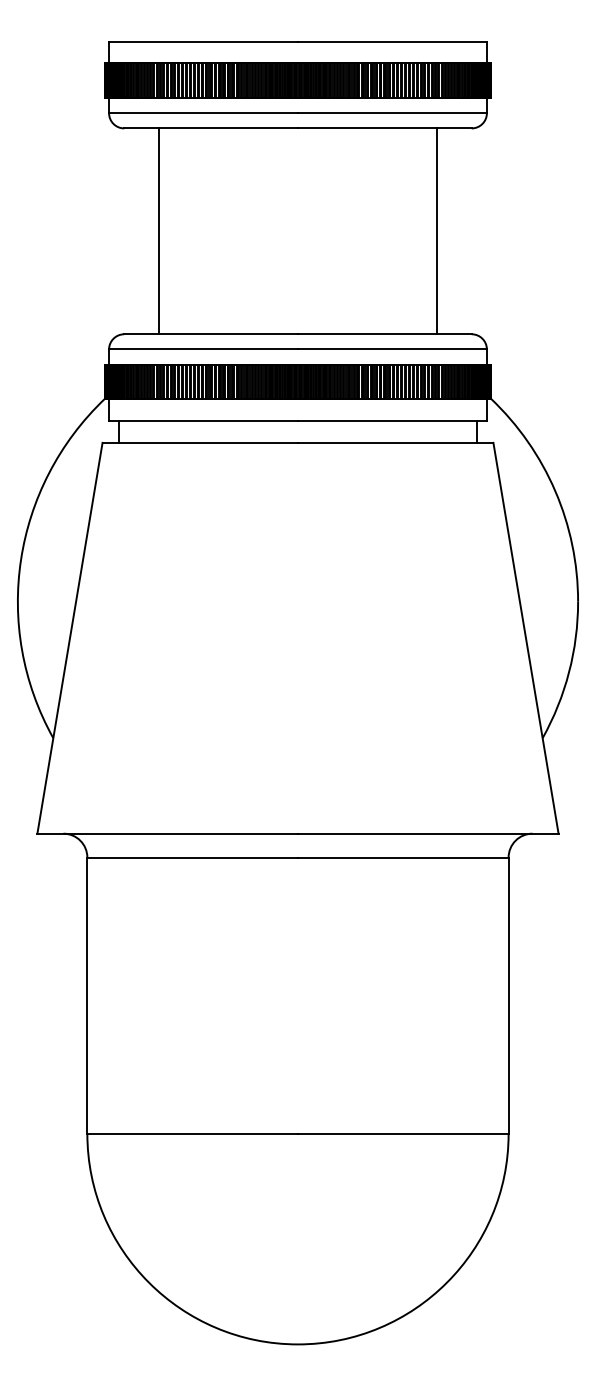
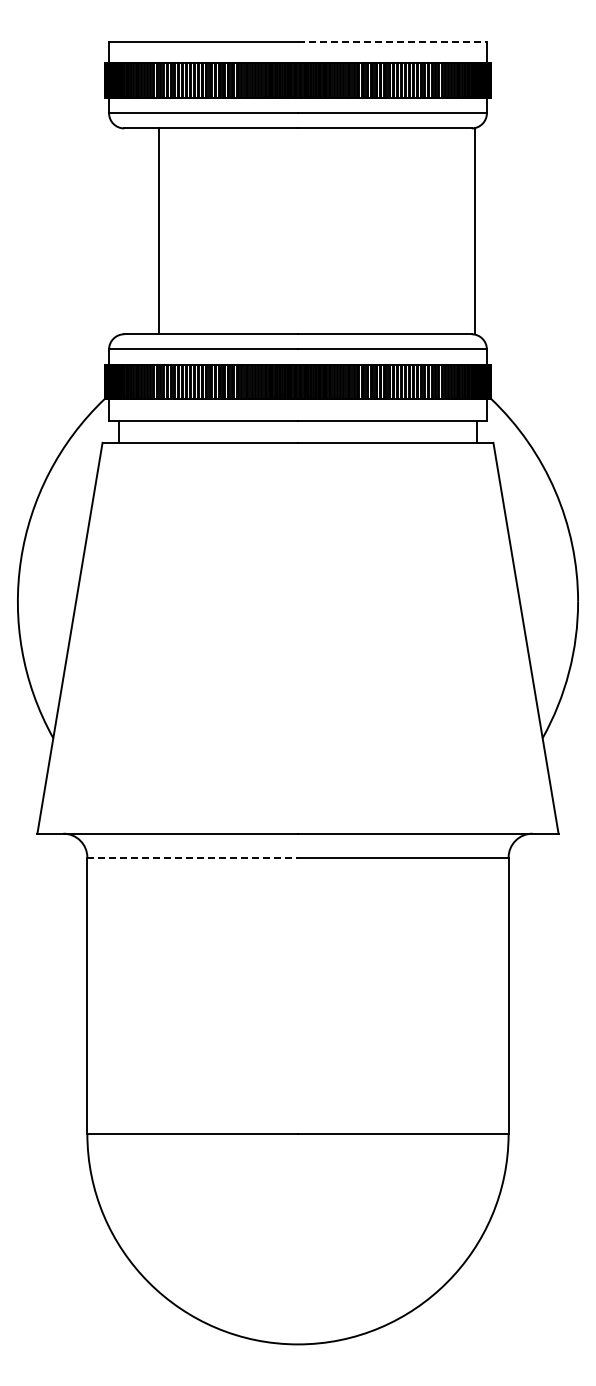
line: solid -> dashed (392, 41)
line position: (436, 231) -> (474, 231) (474, 231)
line: solid -> dashed (193, 857)
